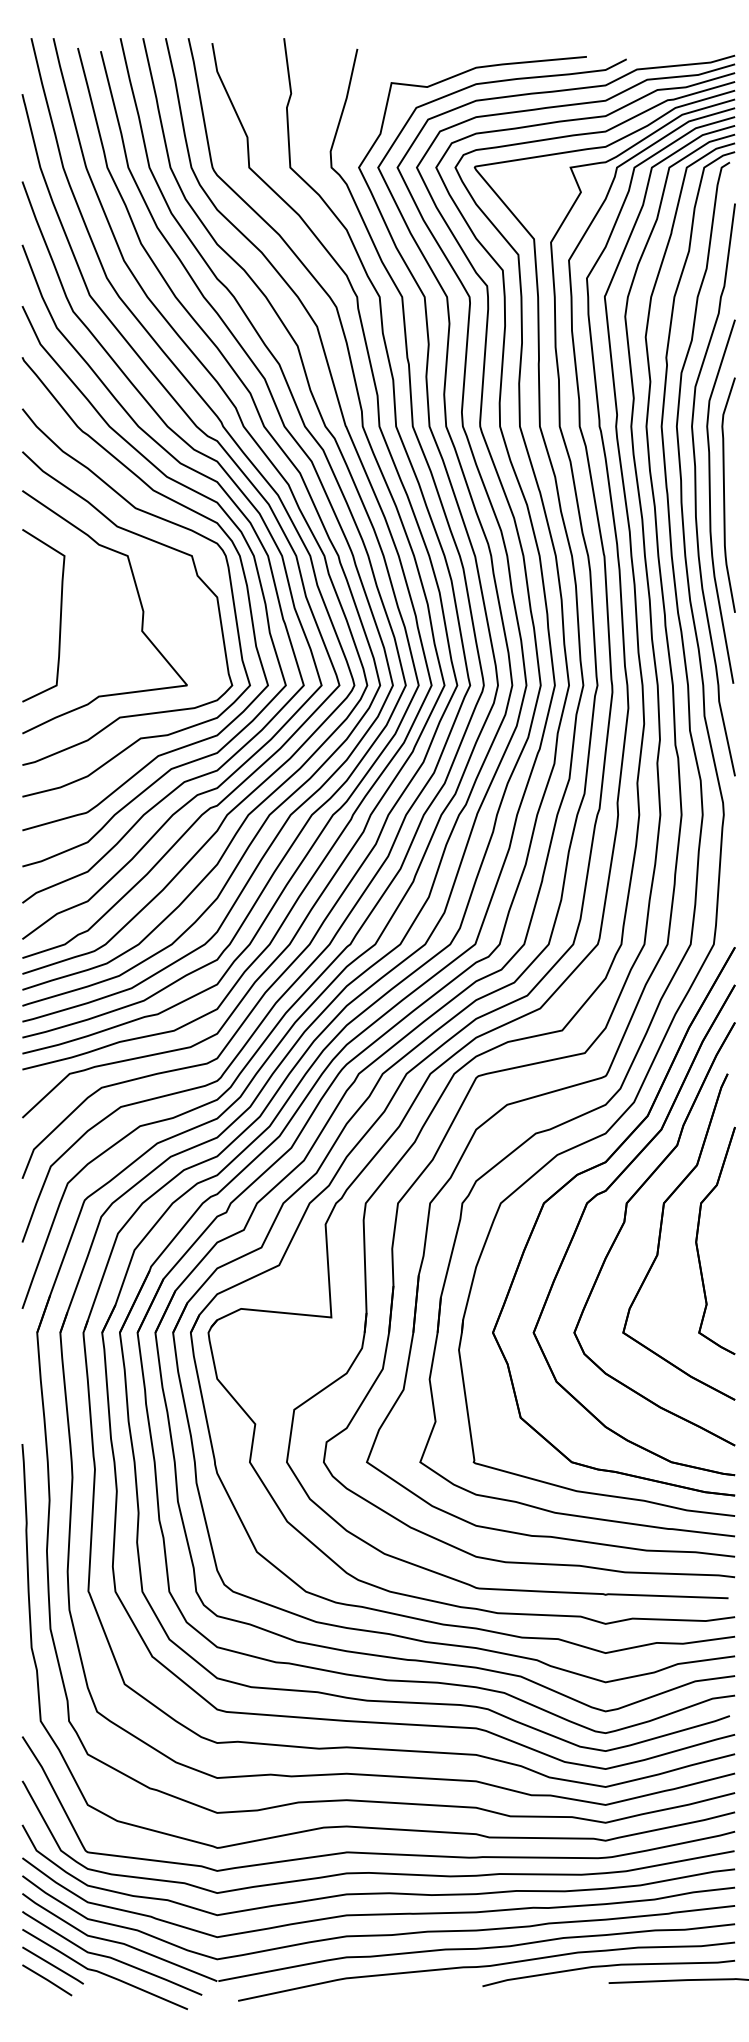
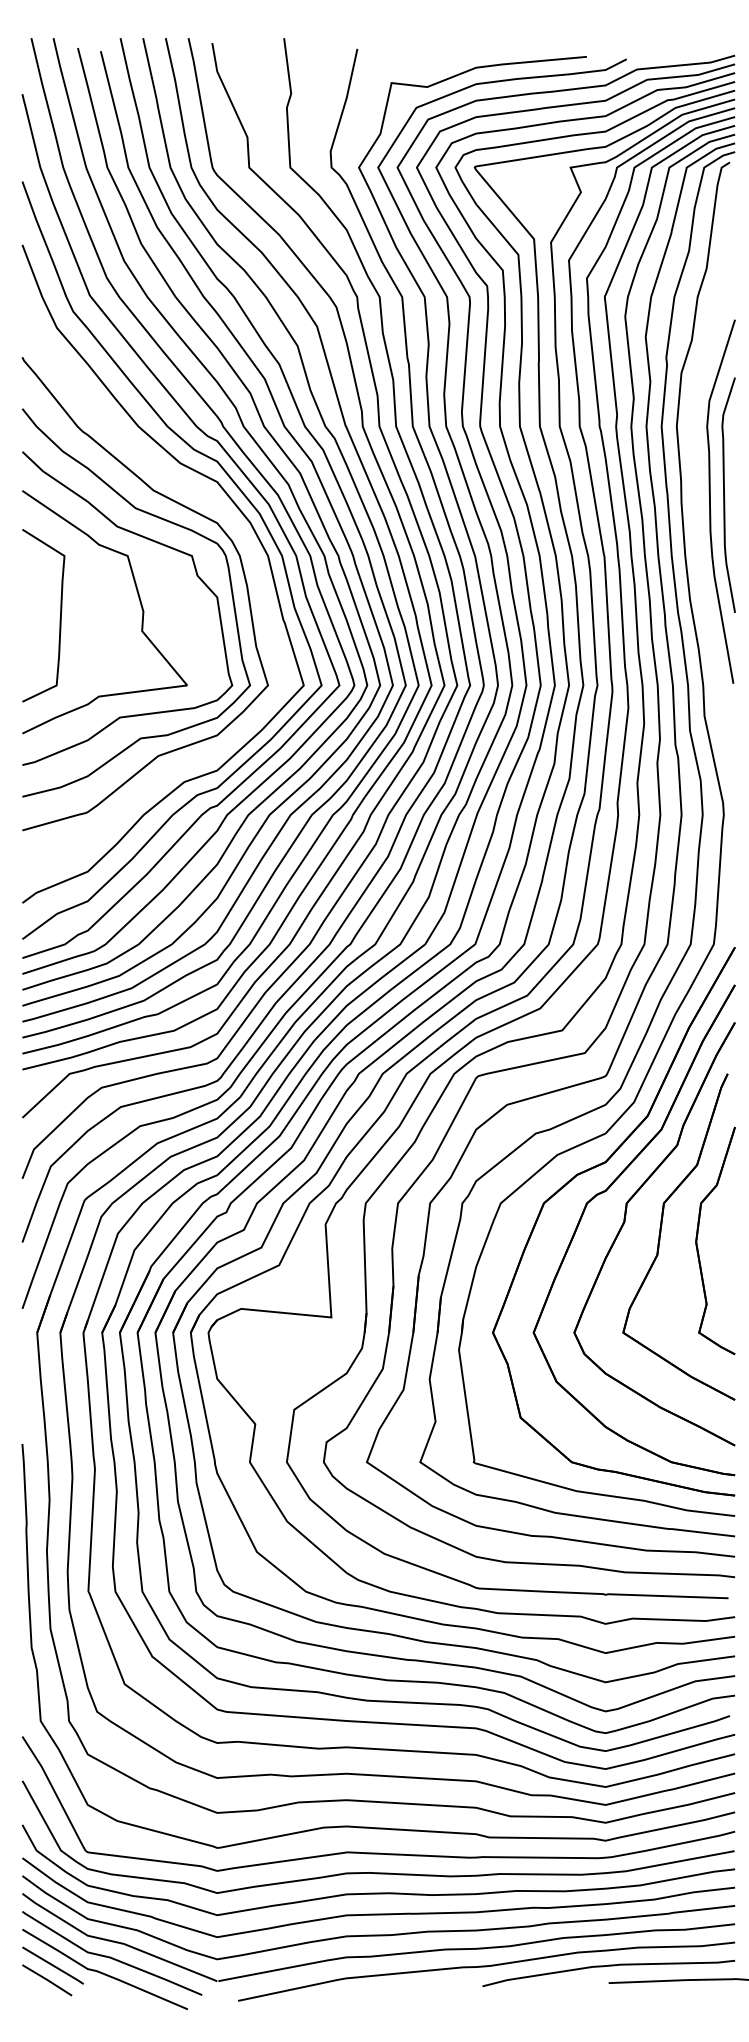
curve: present -> none (696, 489)
curve: present -> none (233, 524)
